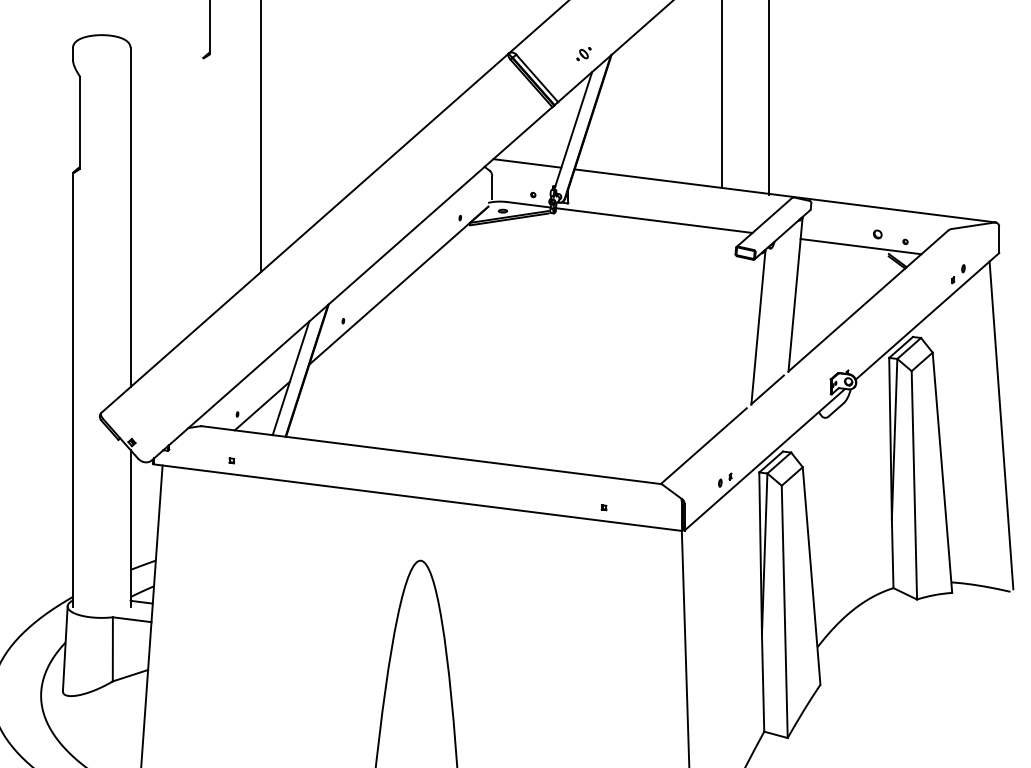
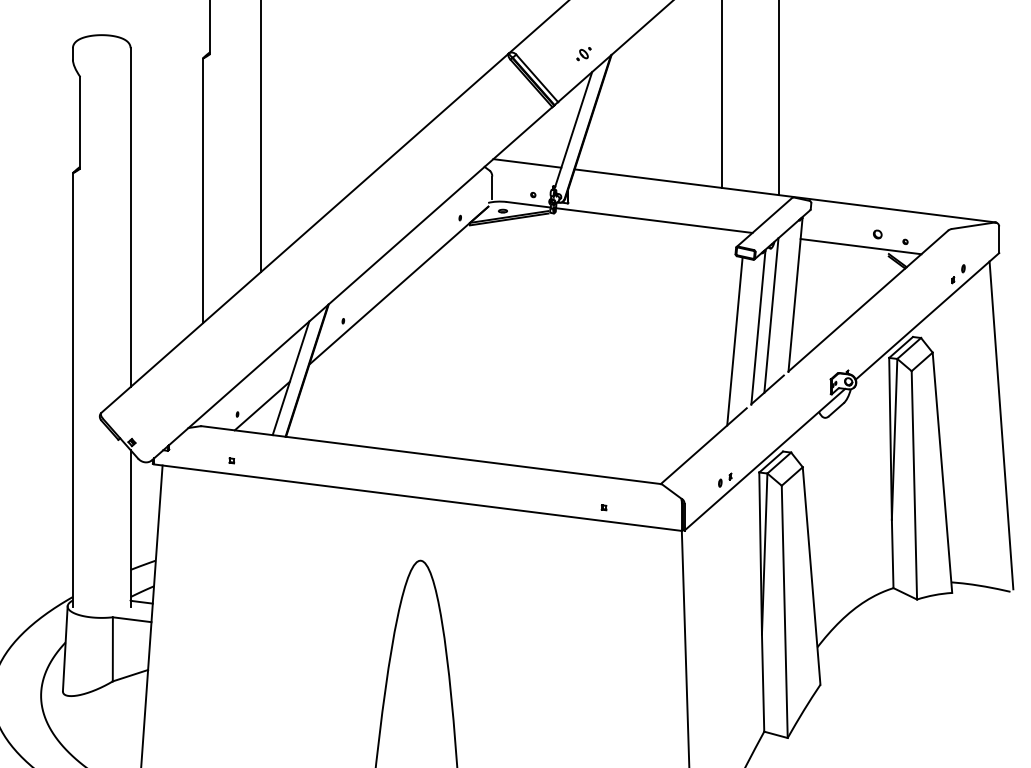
line position: (769, 98) -> (779, 98) (779, 98)
line: none -> present (202, 190)
line: none -> present (771, 315)
line: none -> present (734, 341)
